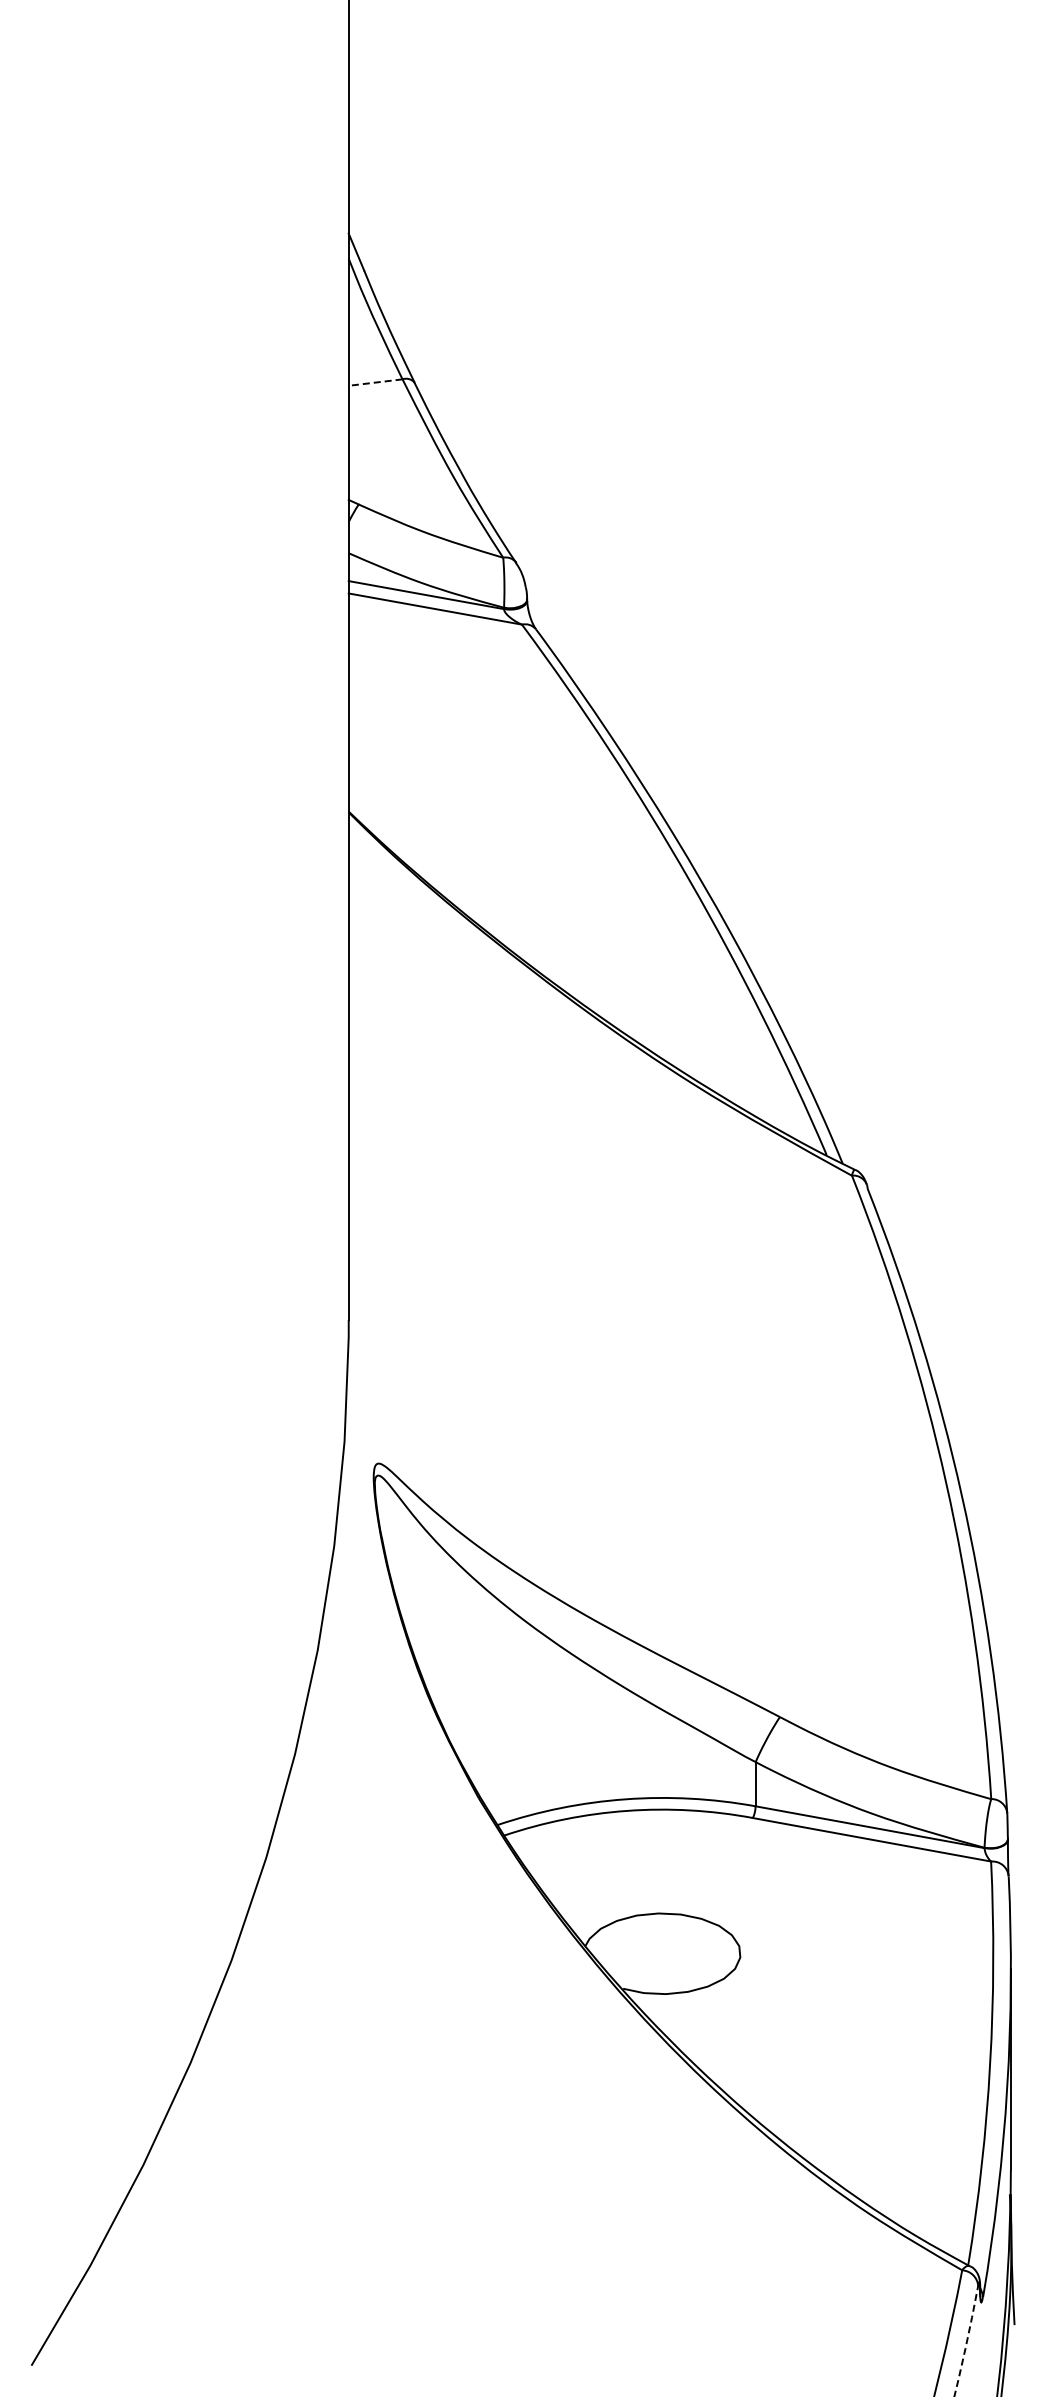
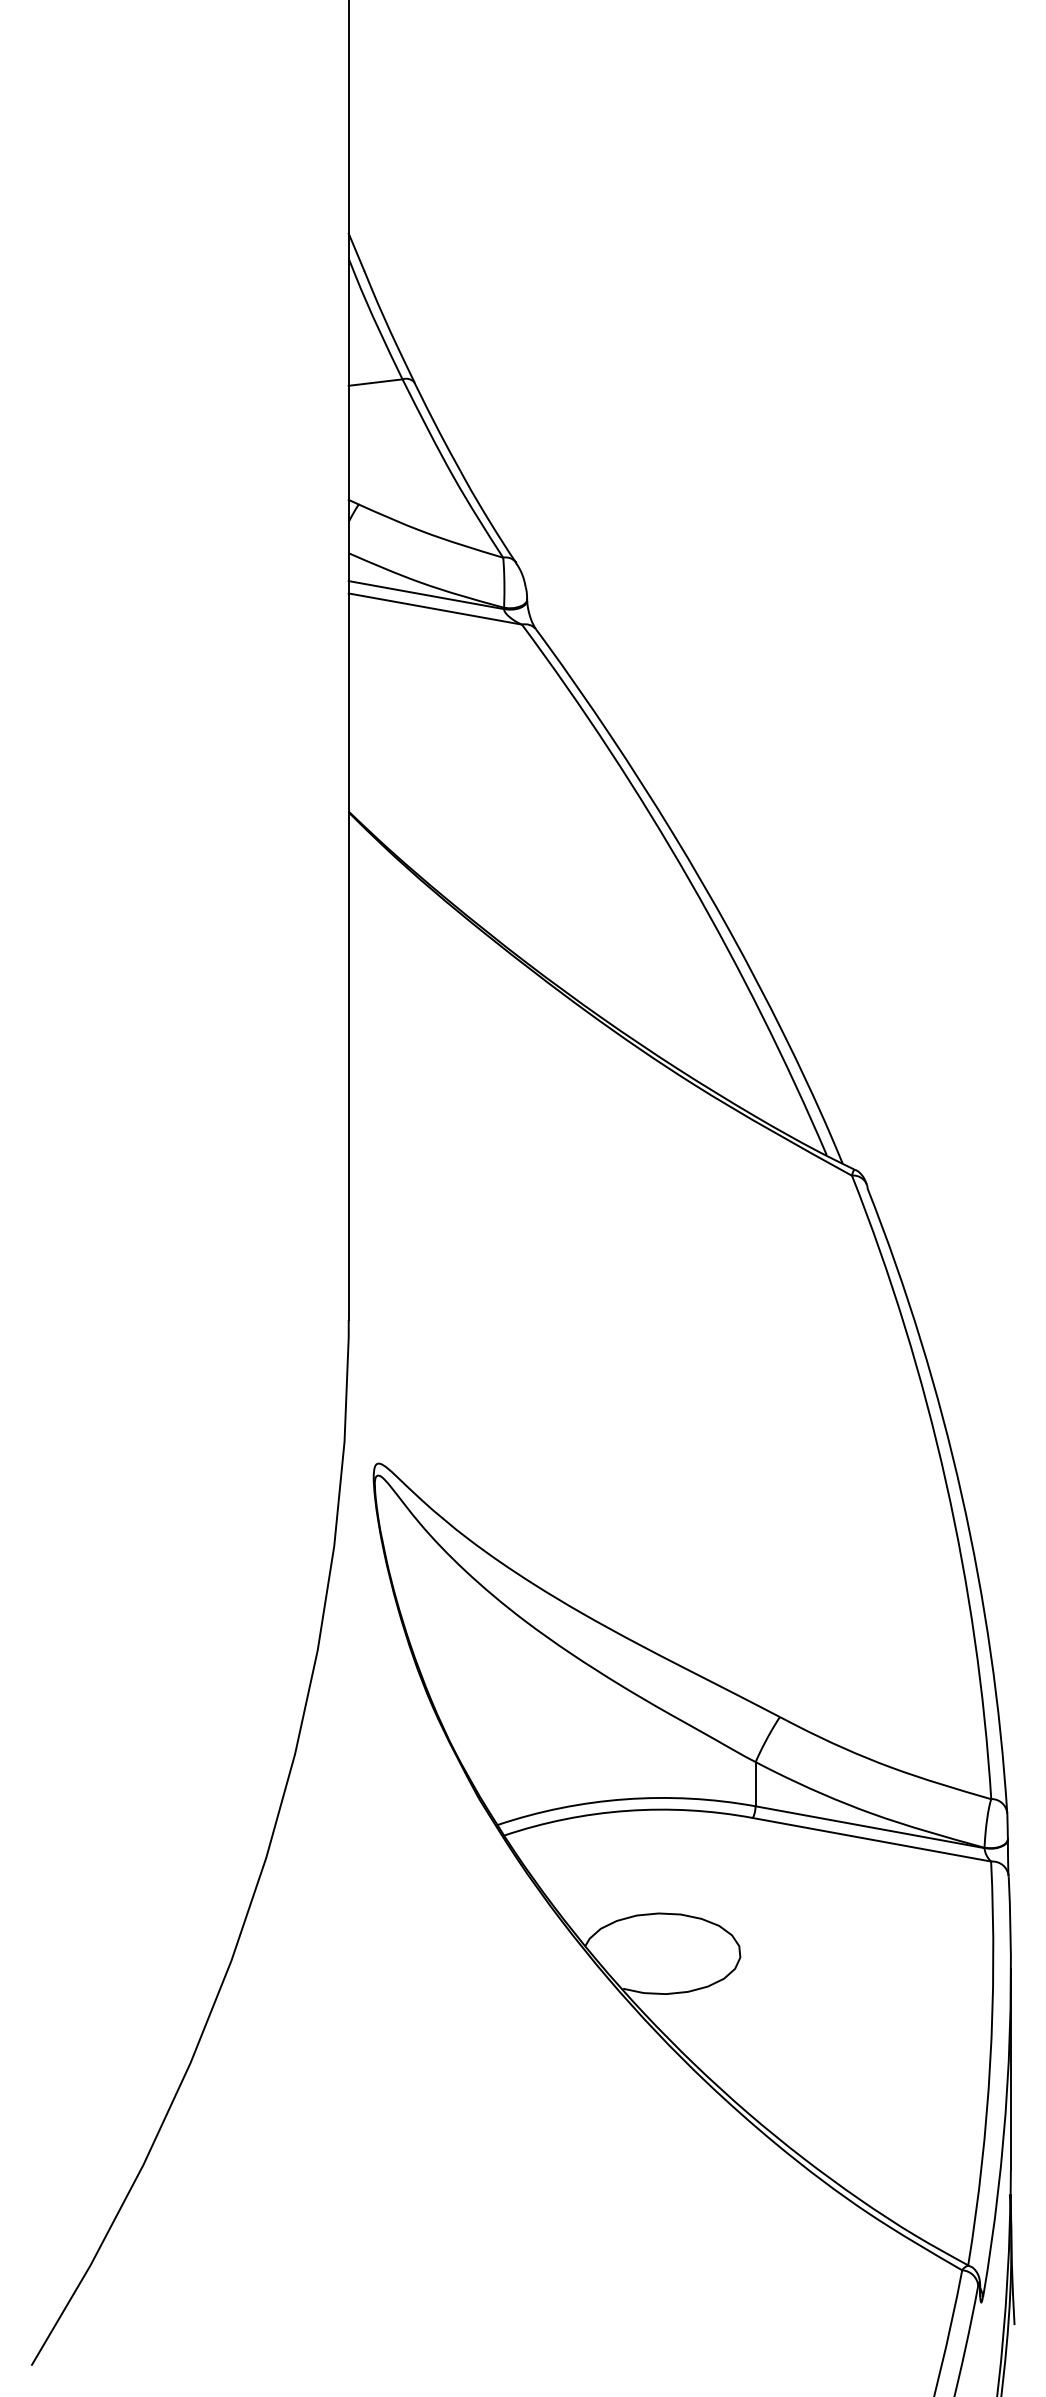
line: dashed -> solid (375, 382)
arc: dashed -> solid (966, 2341)
